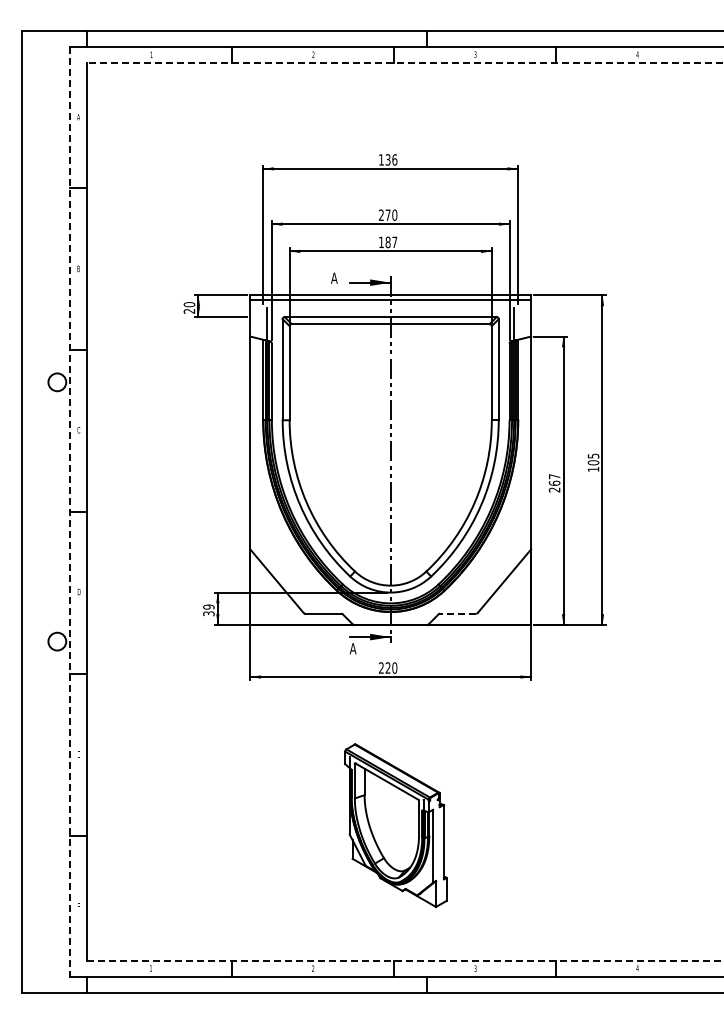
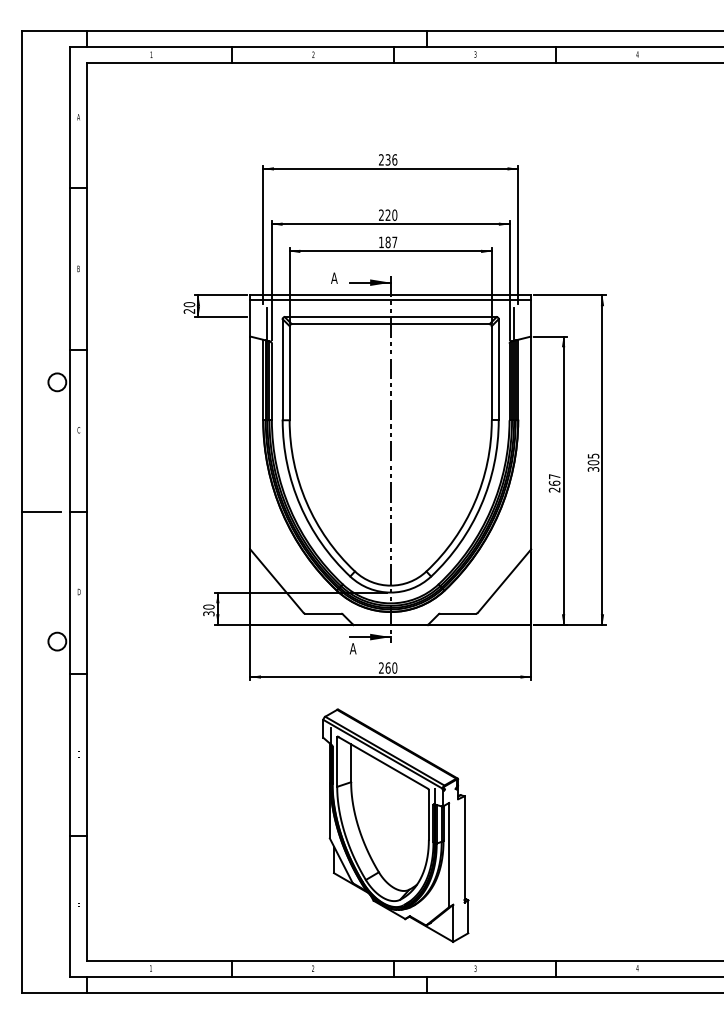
line: dashed -> solid (404, 63)
text: 136 -> 236 (381, 159)
text: 270 -> 220 (387, 214)
text: 105 -> 305 (593, 469)
line: none -> present (40, 512)
line: dashed -> solid (70, 512)
text: 39 -> 30 (208, 606)
line: dashed -> solid (458, 613)
text: 220 -> 260 (387, 667)
part size: 104x166 px -> 148x235 px (395, 825)
line: dashed -> solid (405, 960)
